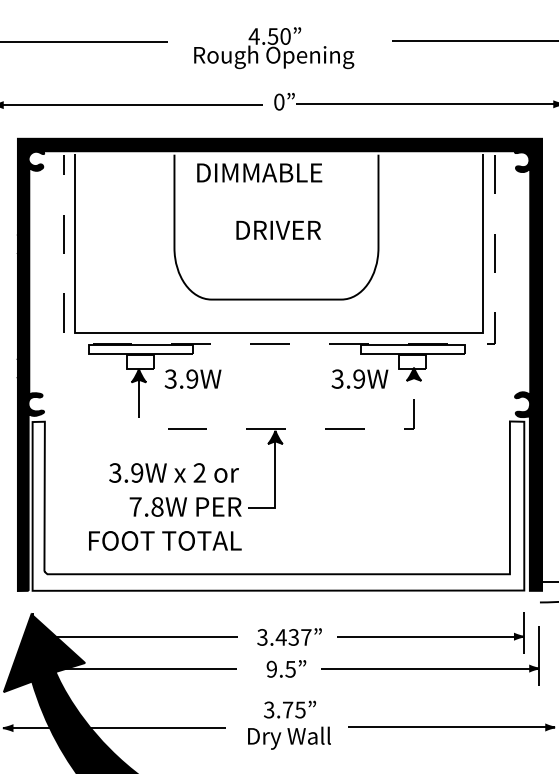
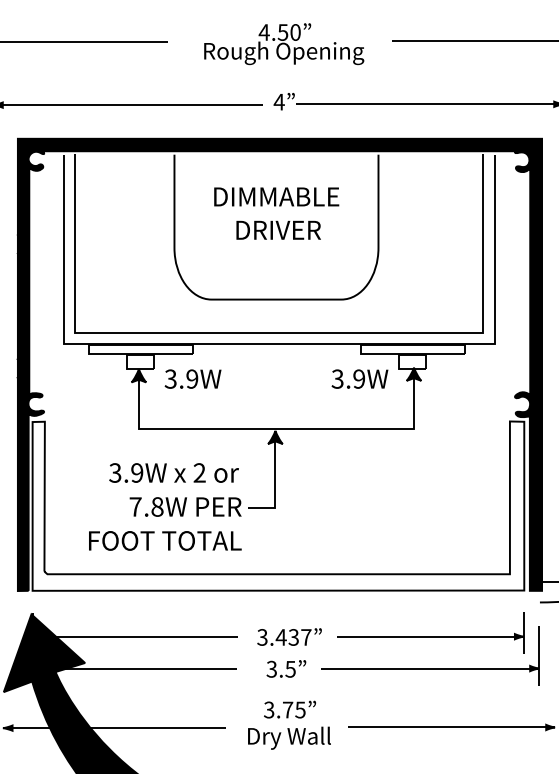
text position: (274, 48) -> (284, 44) (284, 44)
text: 0 -> 4 (278, 101)
text position: (259, 172) -> (276, 196) (276, 196)
line: dashed -> solid (279, 343)
line: dashed -> solid (277, 428)
text: 9.5 -> 3.5 (271, 669)
